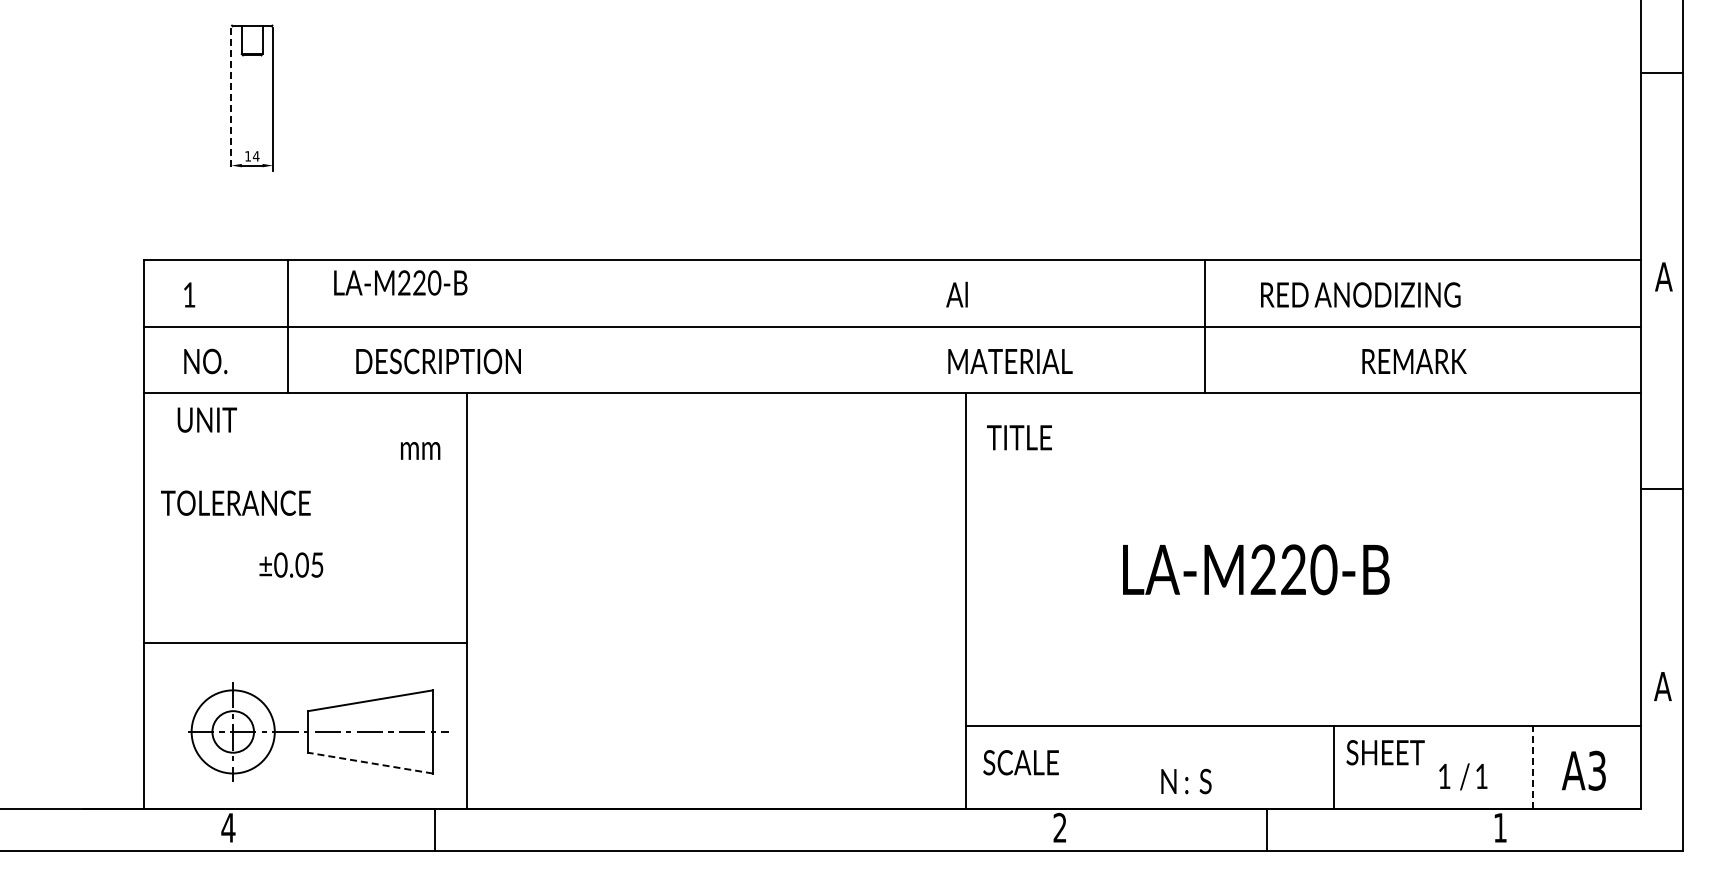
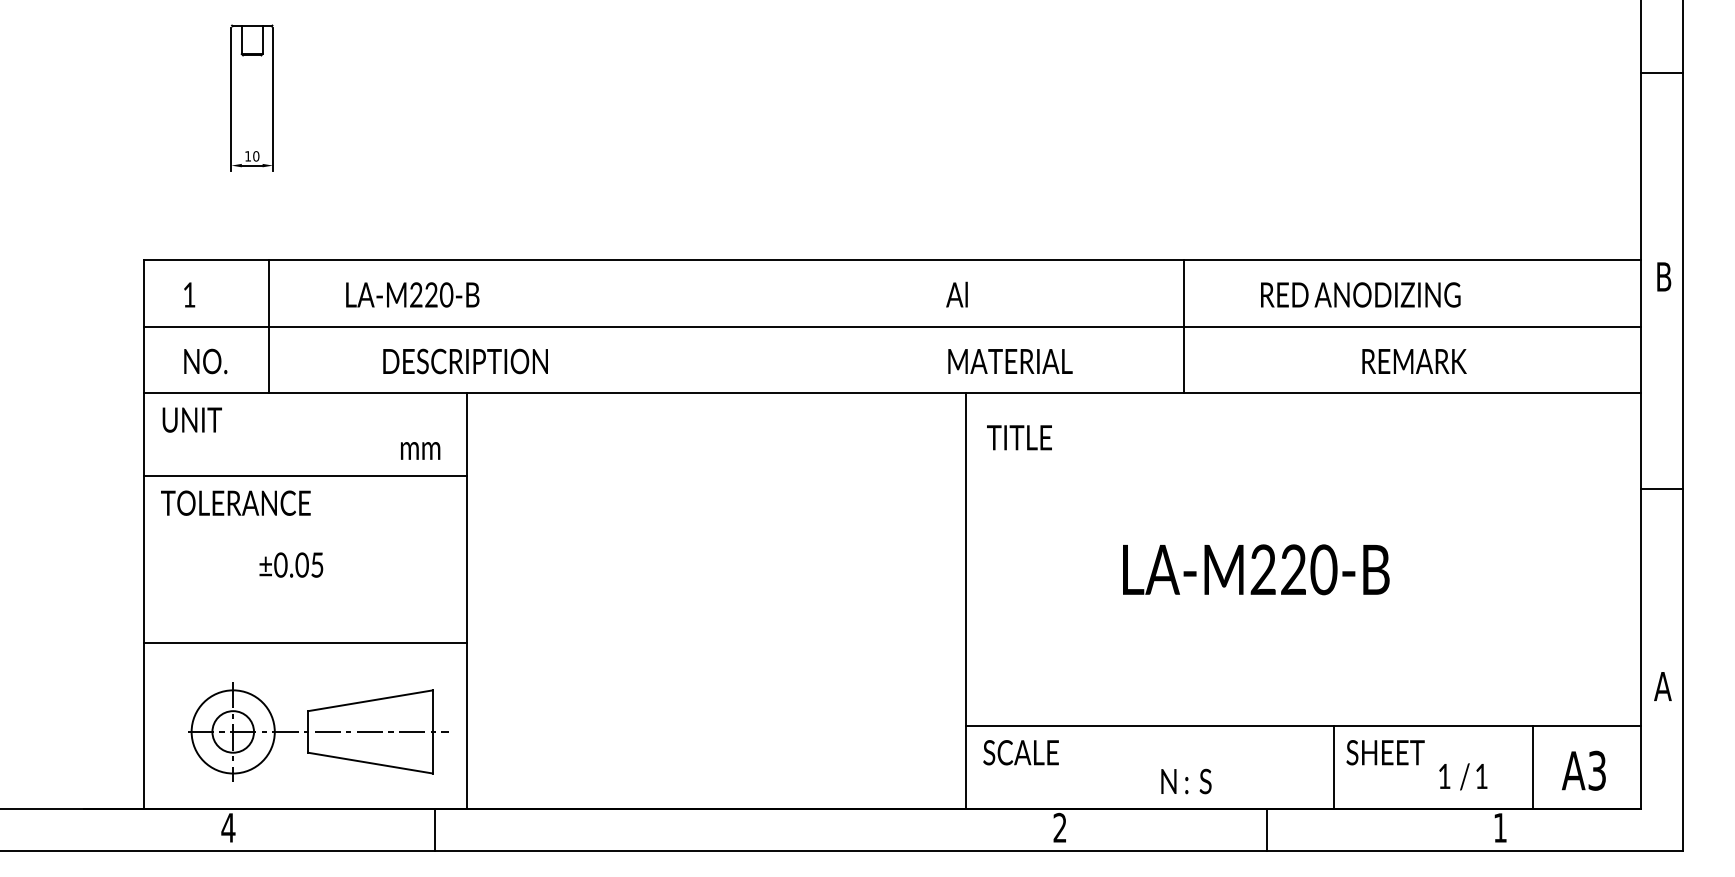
line: dashed -> solid (231, 99)
text: 14 -> 10 (255, 156)
text: A -> B (1663, 276)
text position: (400, 282) -> (412, 294) (412, 294)
line position: (288, 326) -> (269, 326) (269, 326)
line position: (1204, 326) -> (1183, 326) (1183, 326)
text position: (438, 361) -> (465, 361) (465, 361)
text position: (206, 419) -> (191, 419) (191, 419)
line: none -> present (305, 476)
text position: (1020, 762) -> (1020, 752) (1020, 752)
line: dashed -> solid (370, 763)
line: dashed -> solid (1533, 767)
